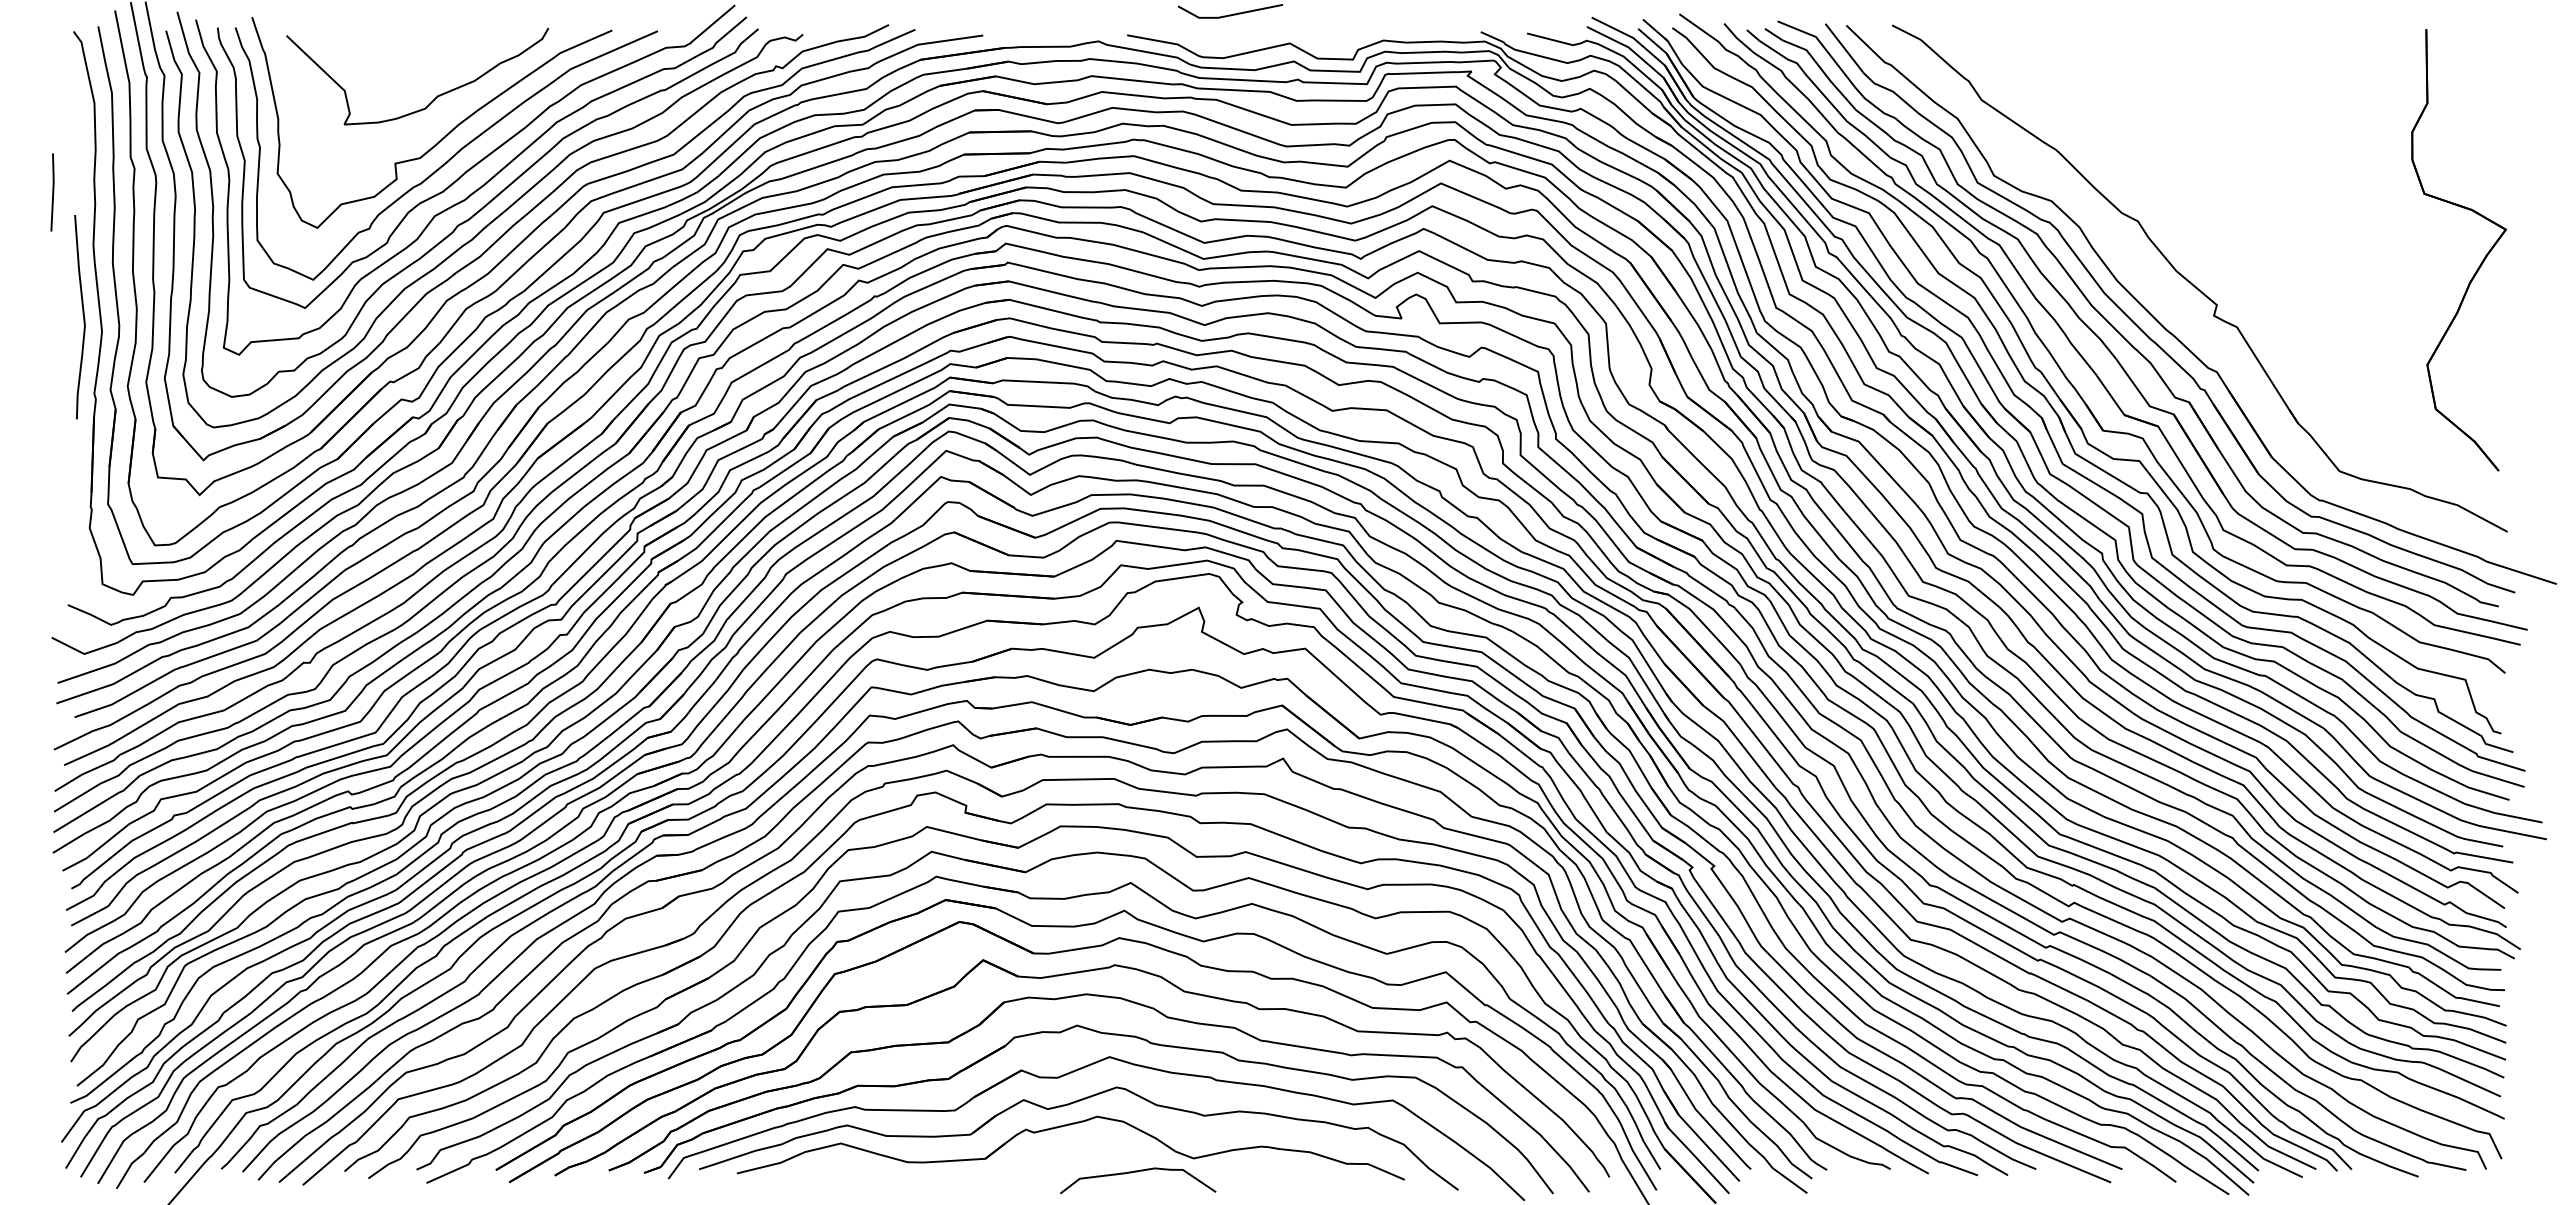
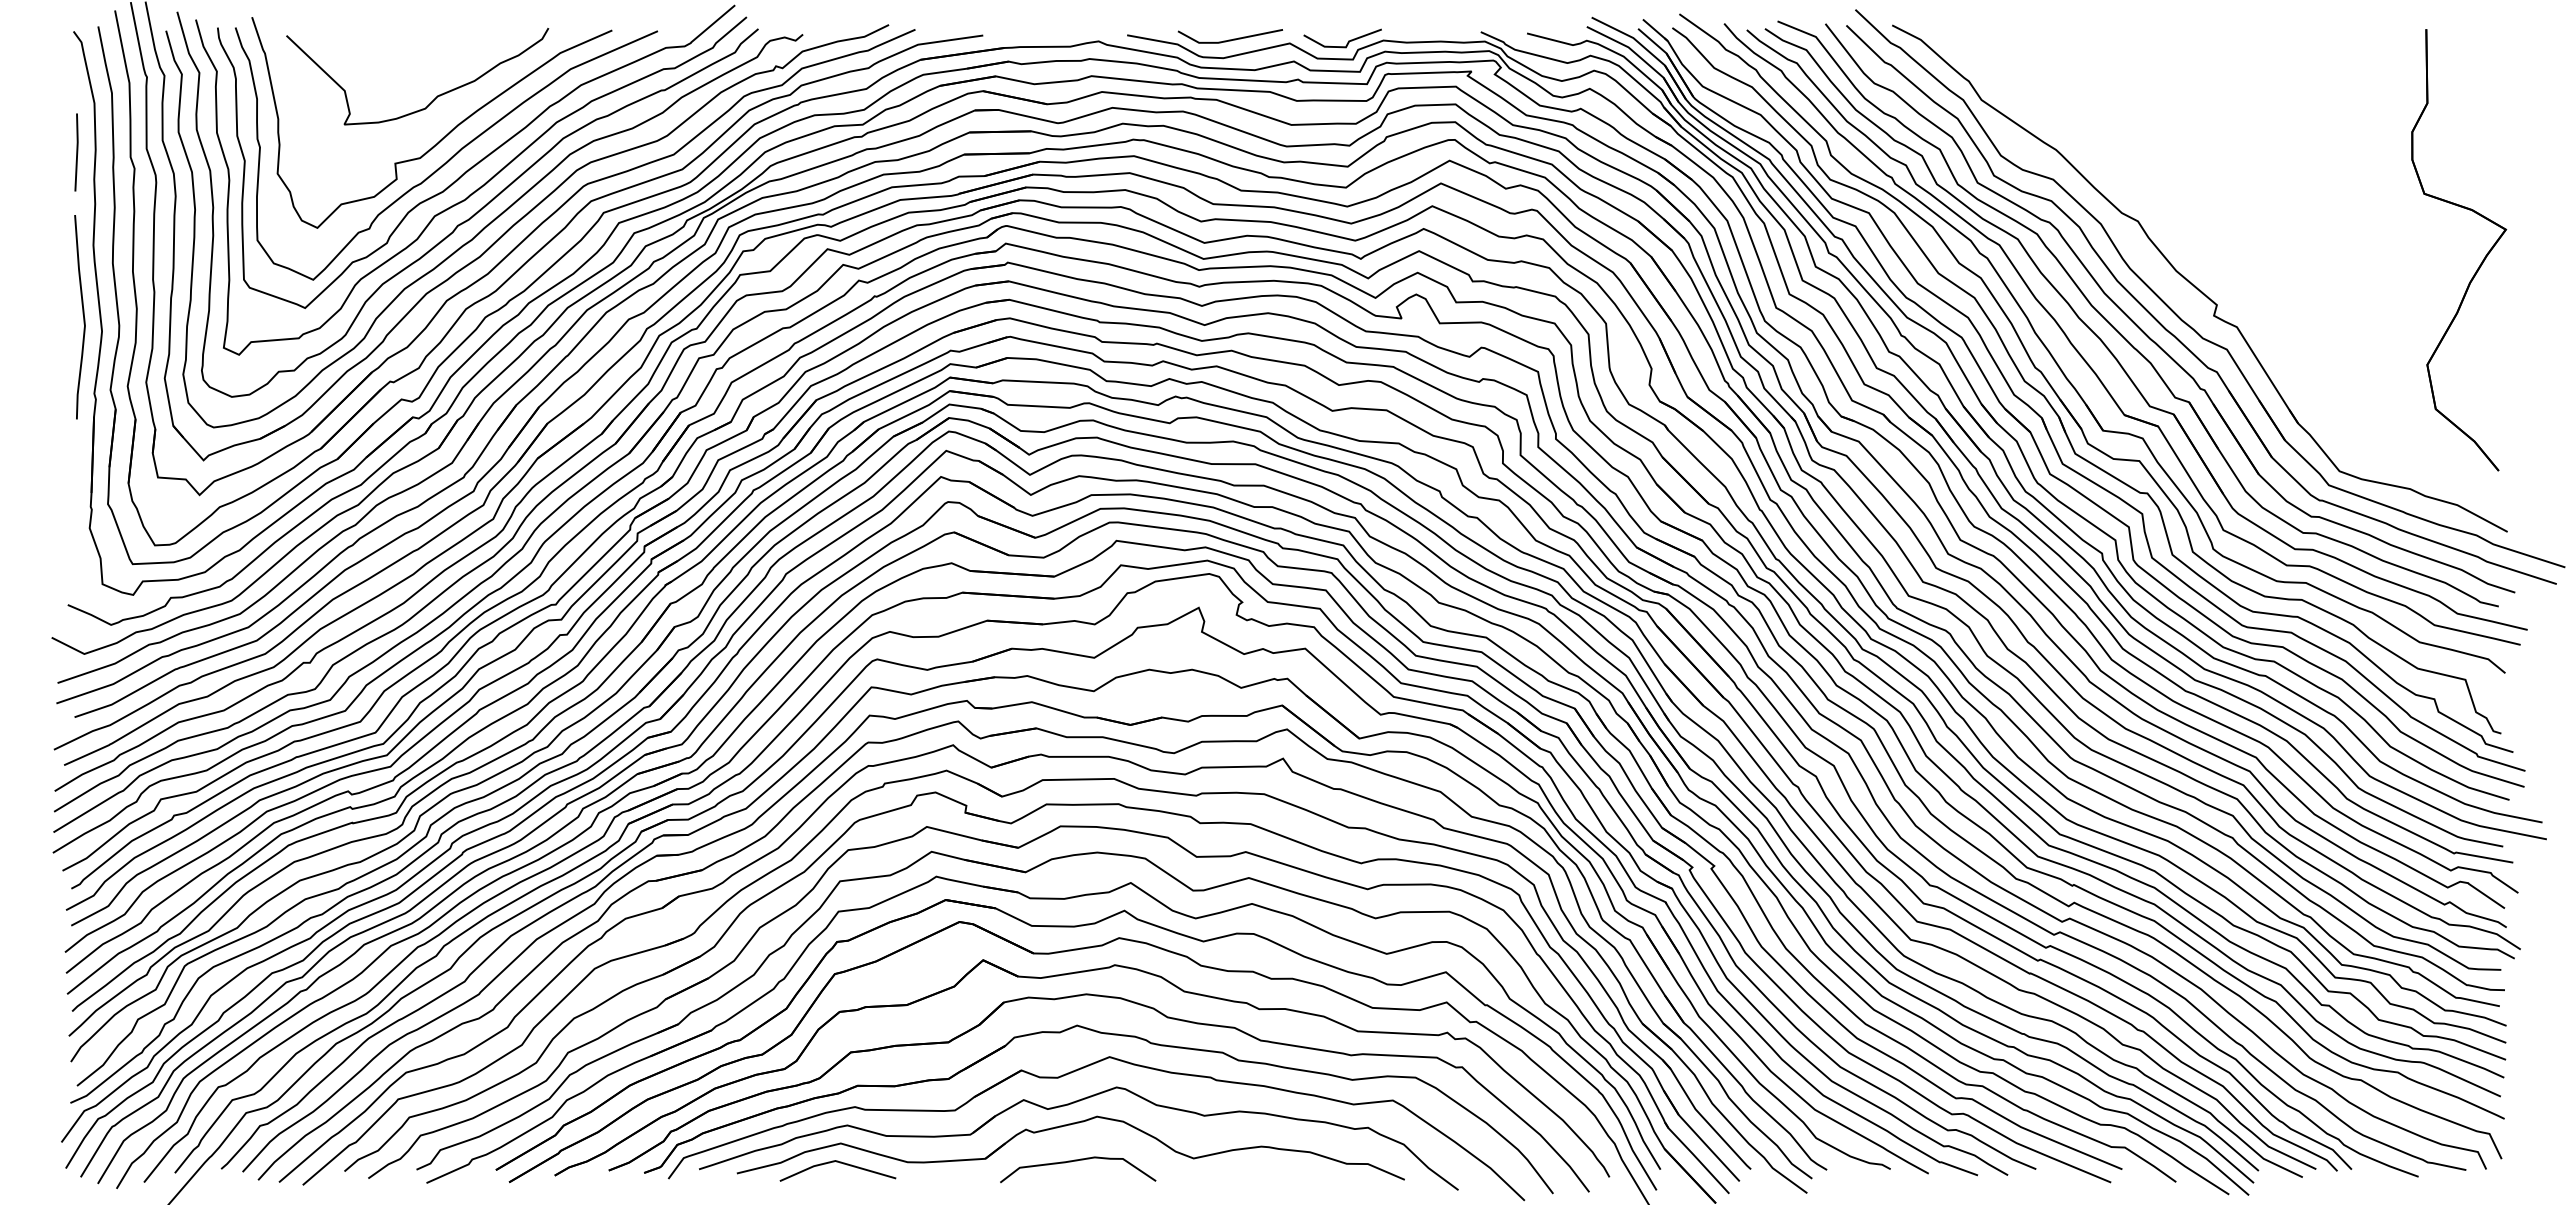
line position: (1229, 14) -> (1229, 39) (1229, 39)
line: none -> present (1348, 40)
line position: (52, 192) -> (76, 152) (76, 152)
part: none -> present (2185, 321)
line: none -> present (839, 1163)
curve position: (1137, 1172) -> (1077, 1161) (1077, 1161)
